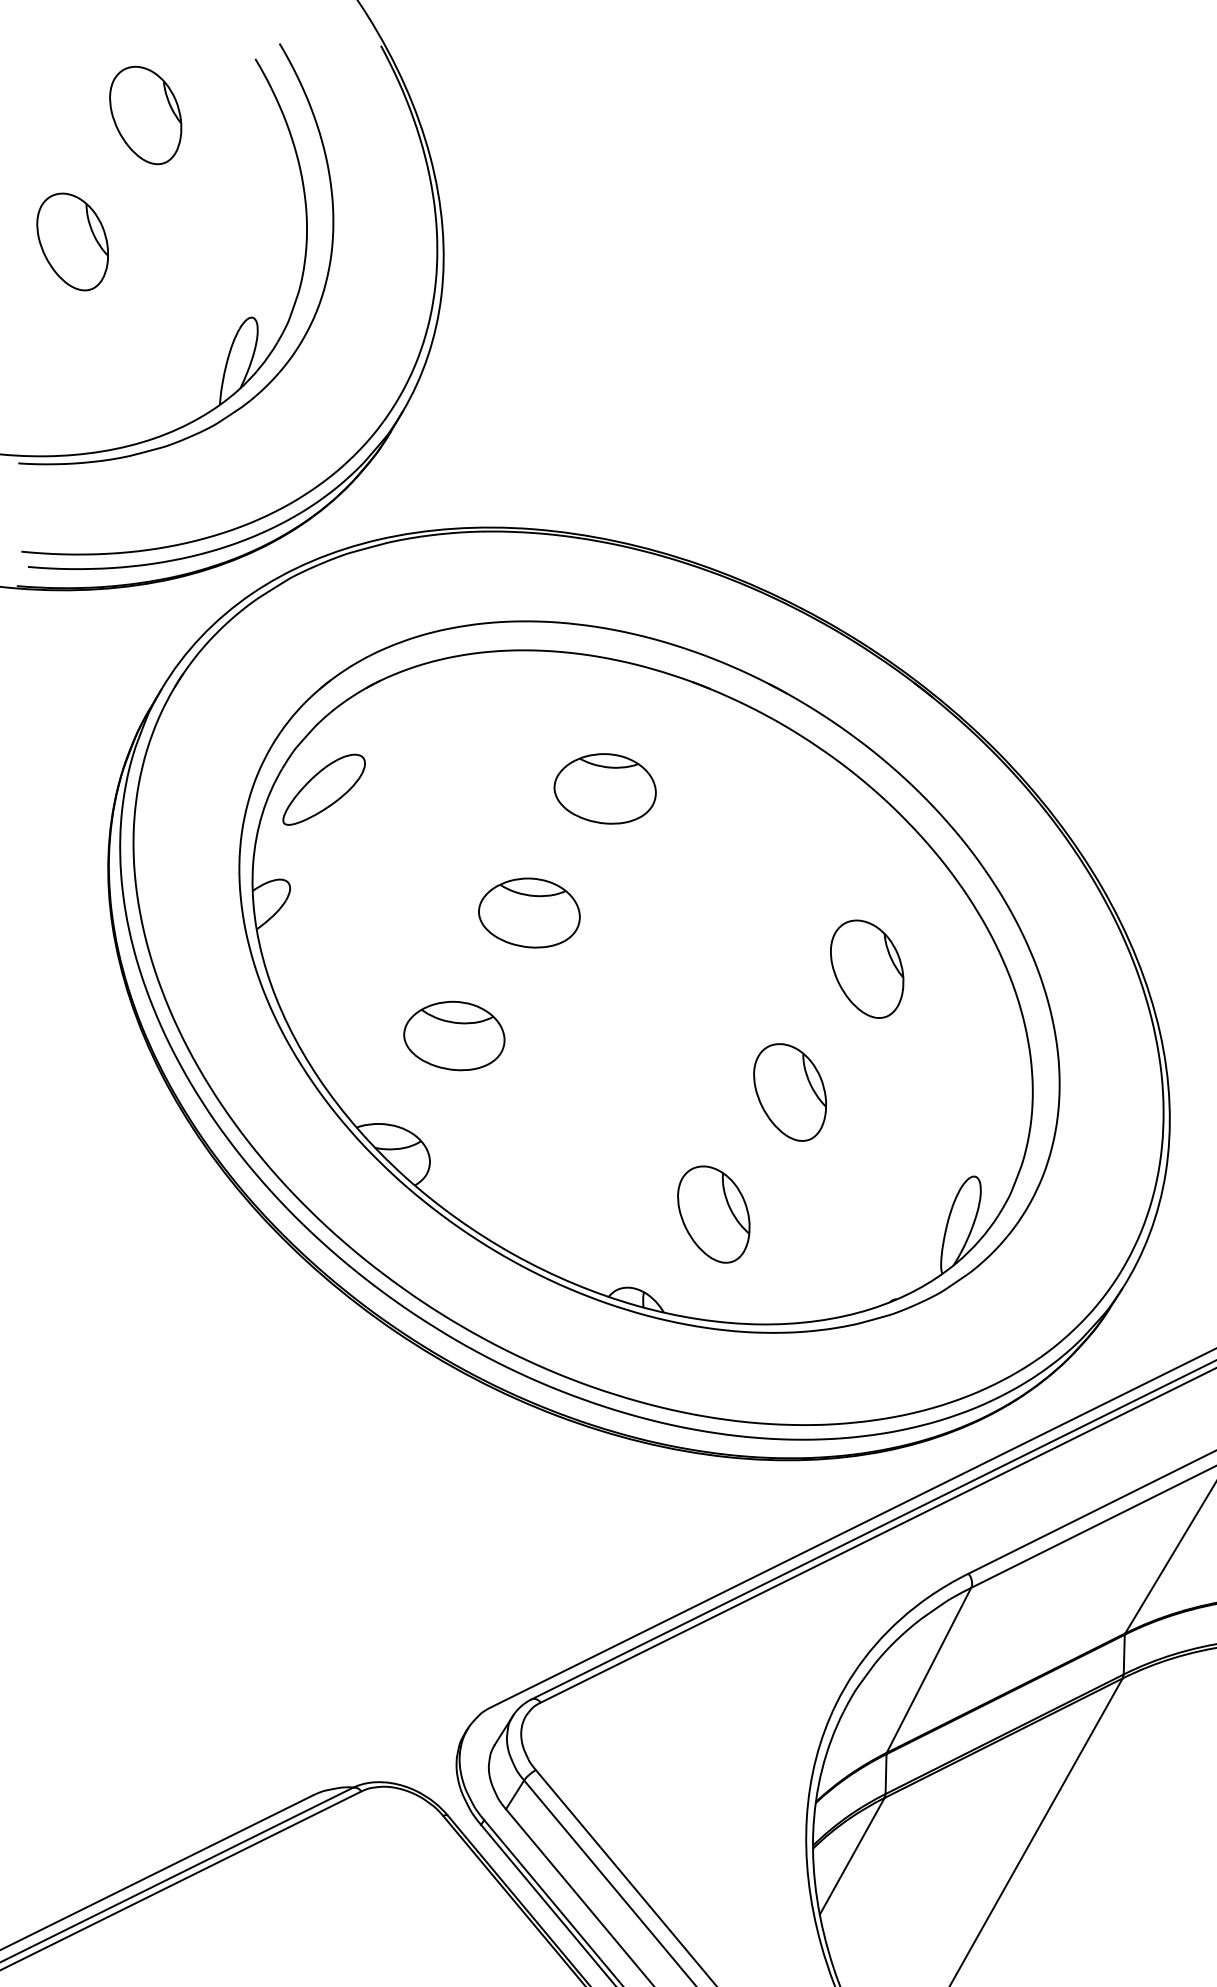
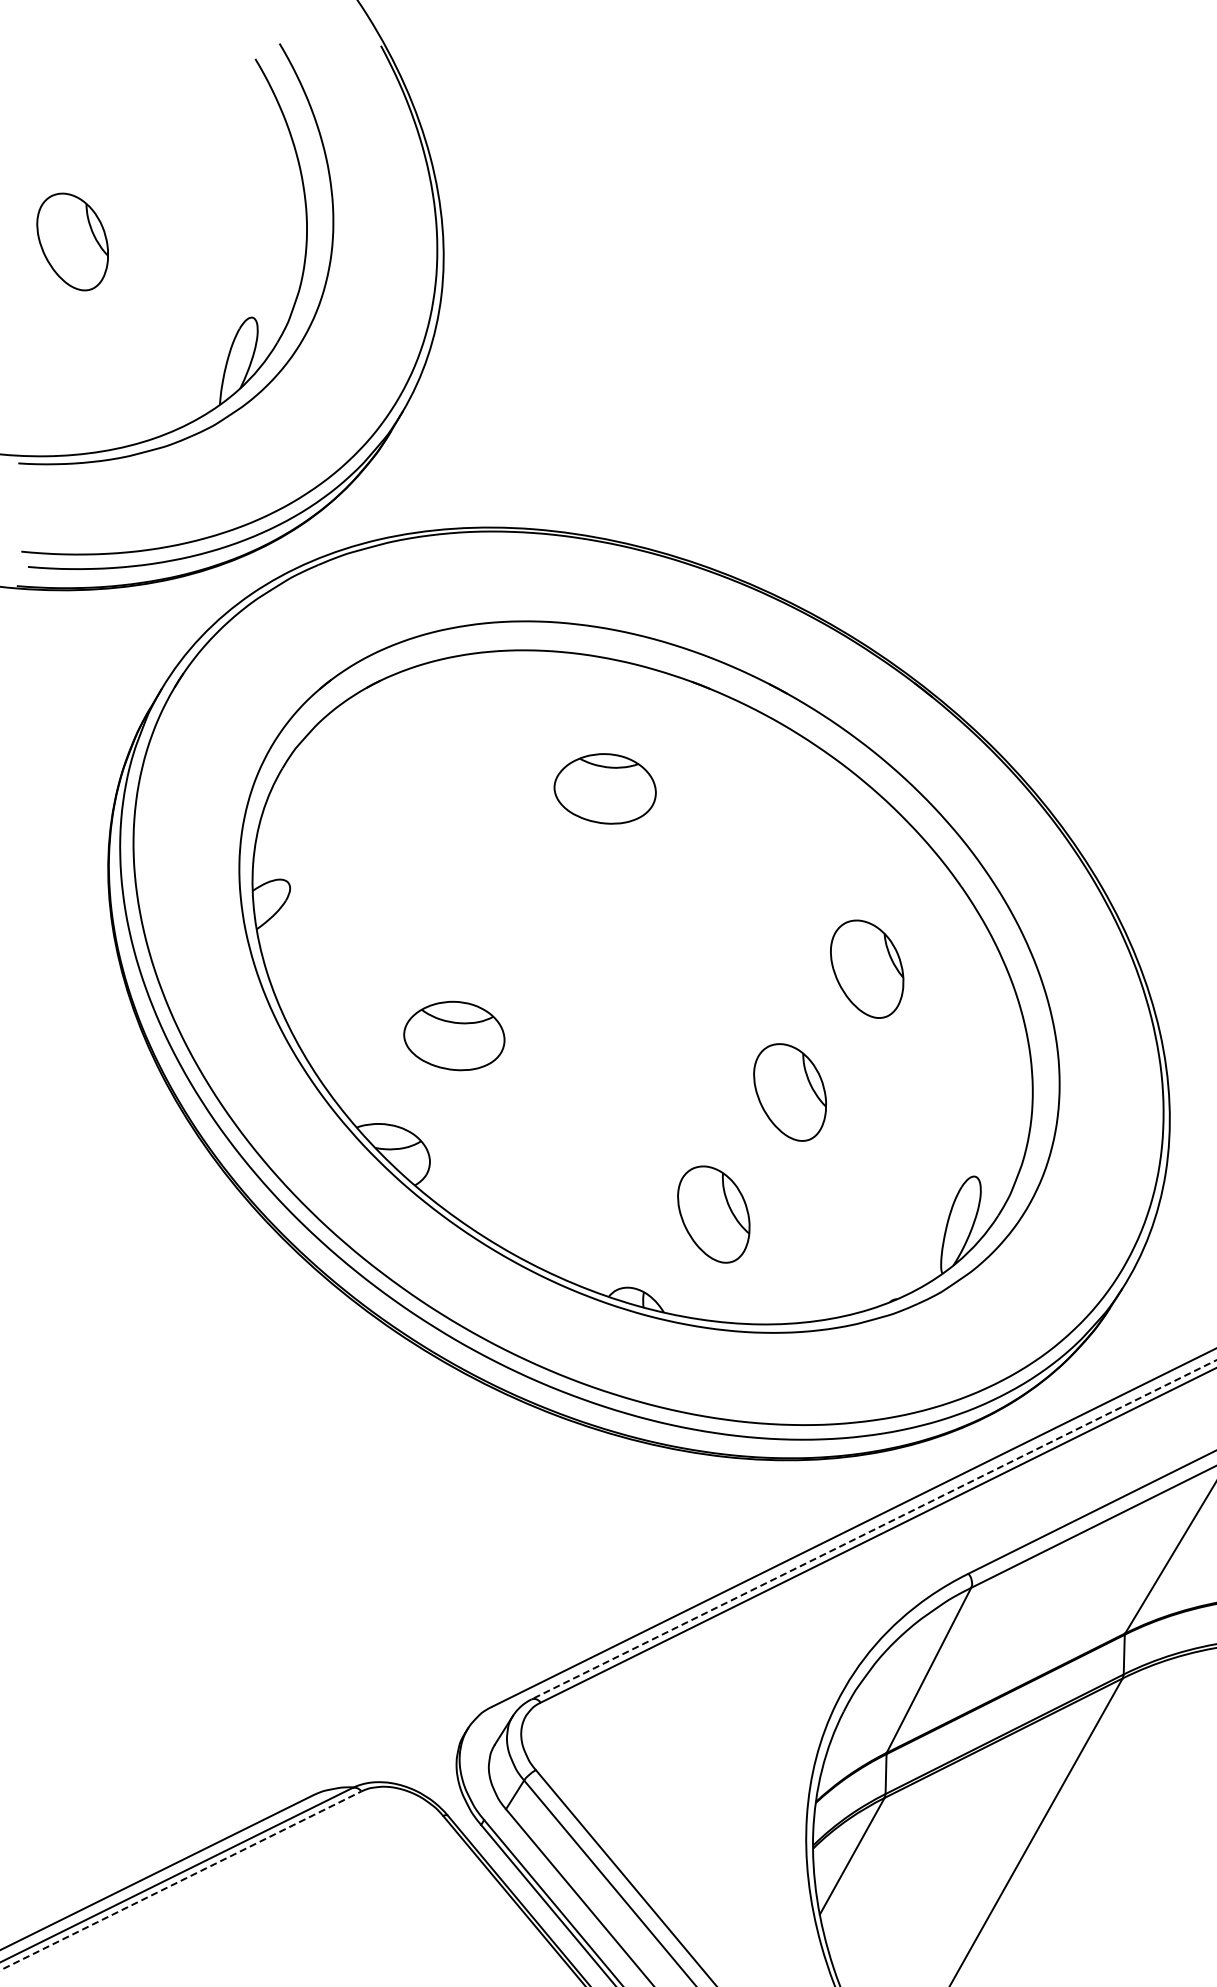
part: present -> none (145, 115)
part: present -> none (323, 789)
part: present -> none (529, 912)
line: solid -> dashed (873, 1529)
line: solid -> dashed (181, 1880)
